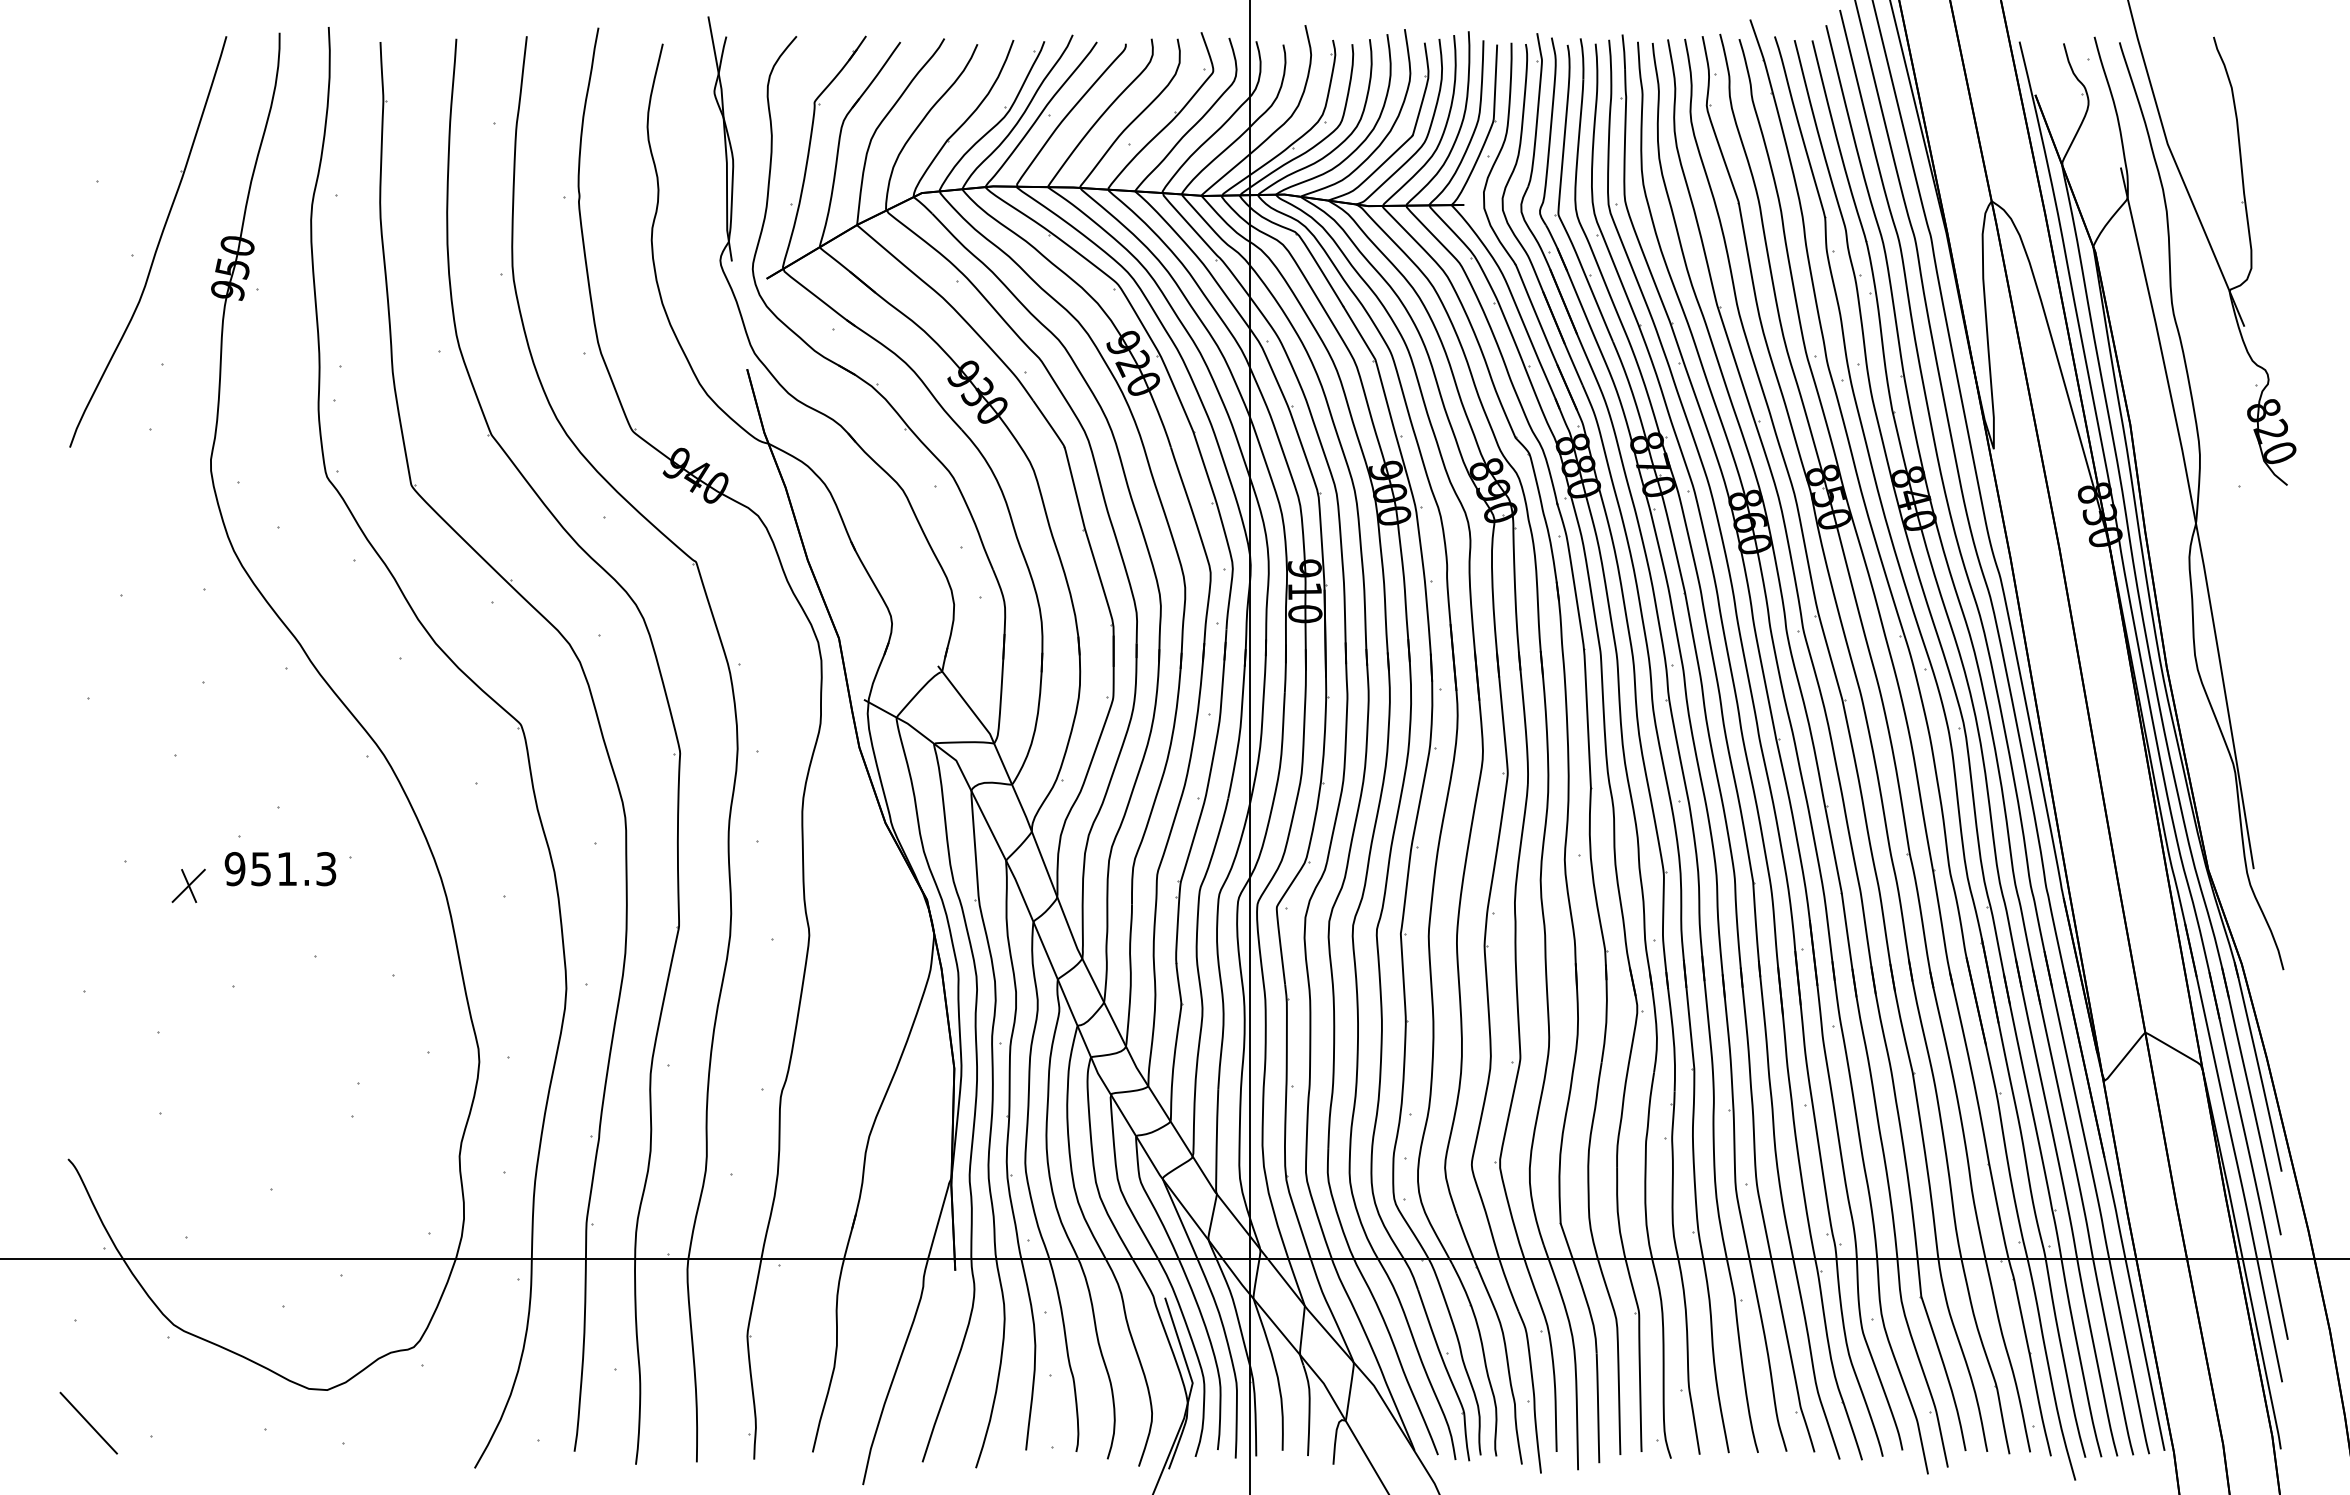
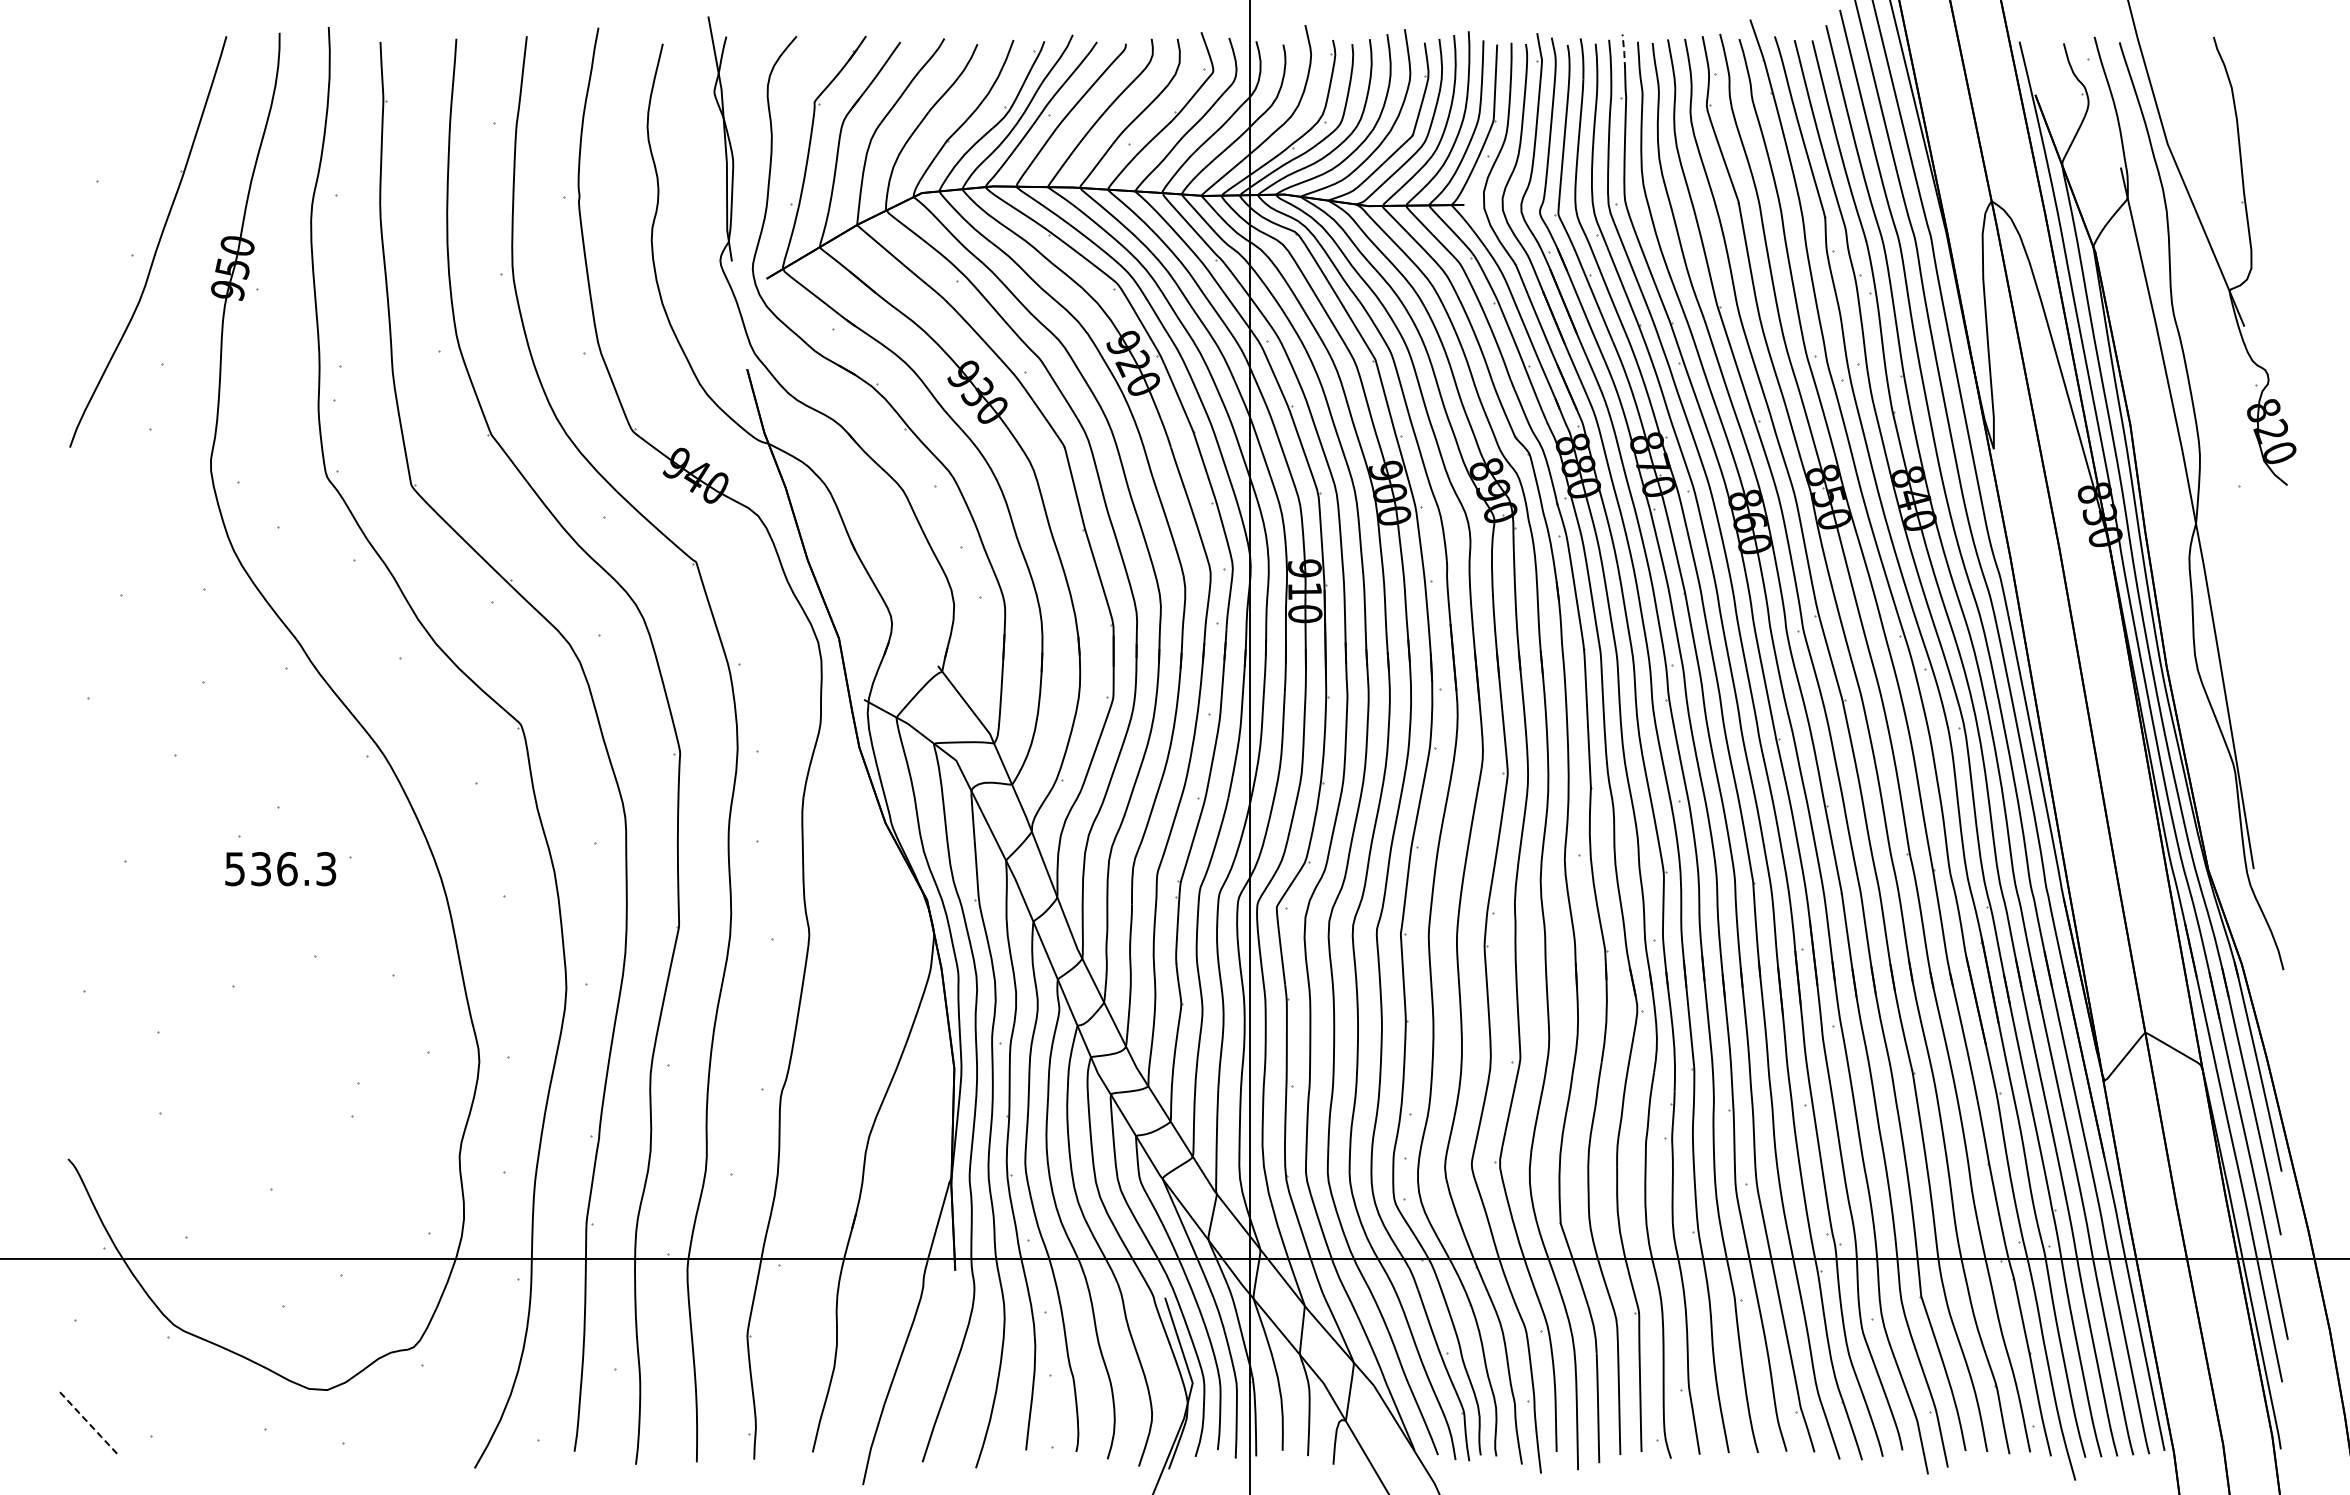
line: solid -> dashed (1624, 52)
text: 951.3 -> 536.3 (260, 869)
part: present -> none (188, 885)
line: solid -> dashed (89, 1424)
